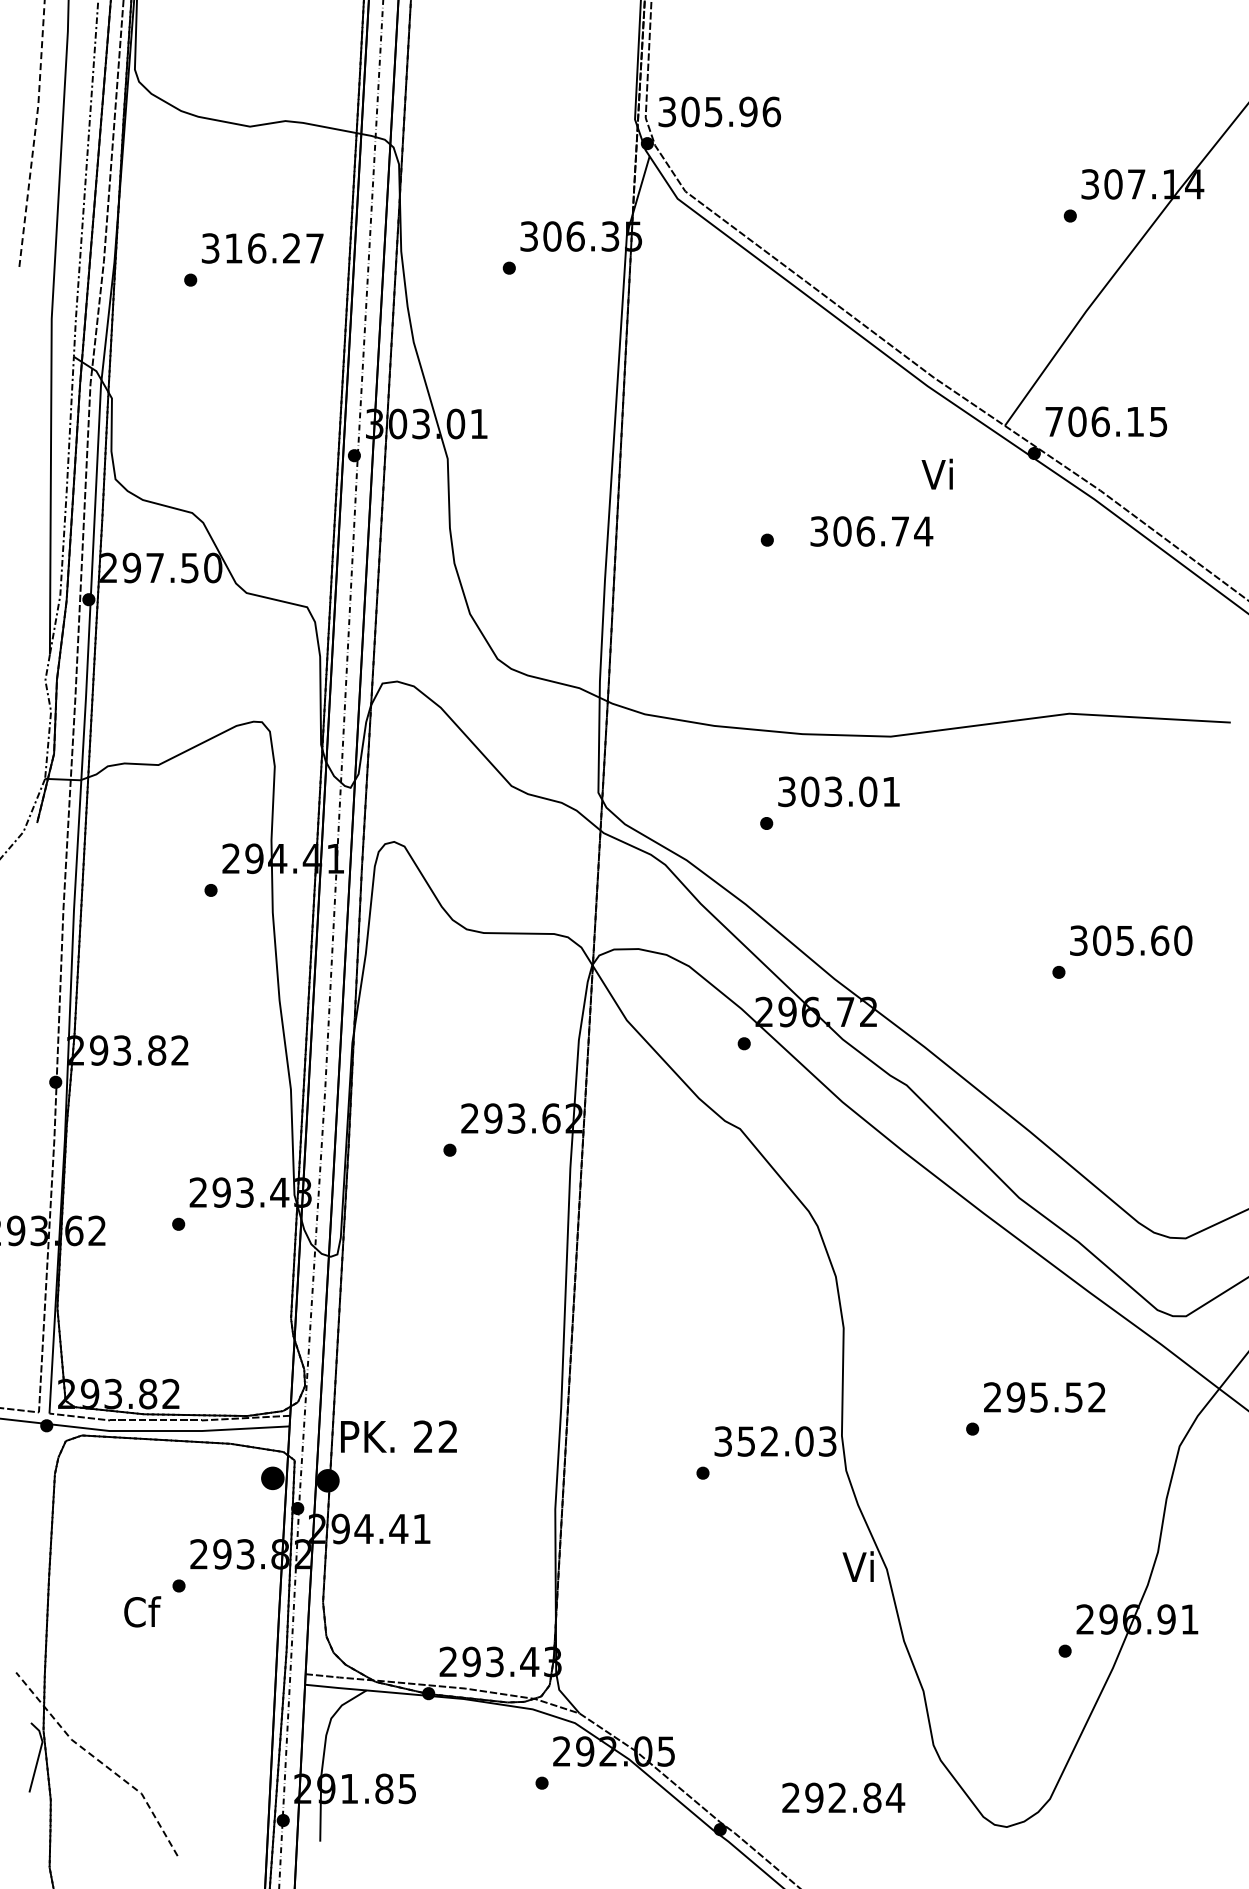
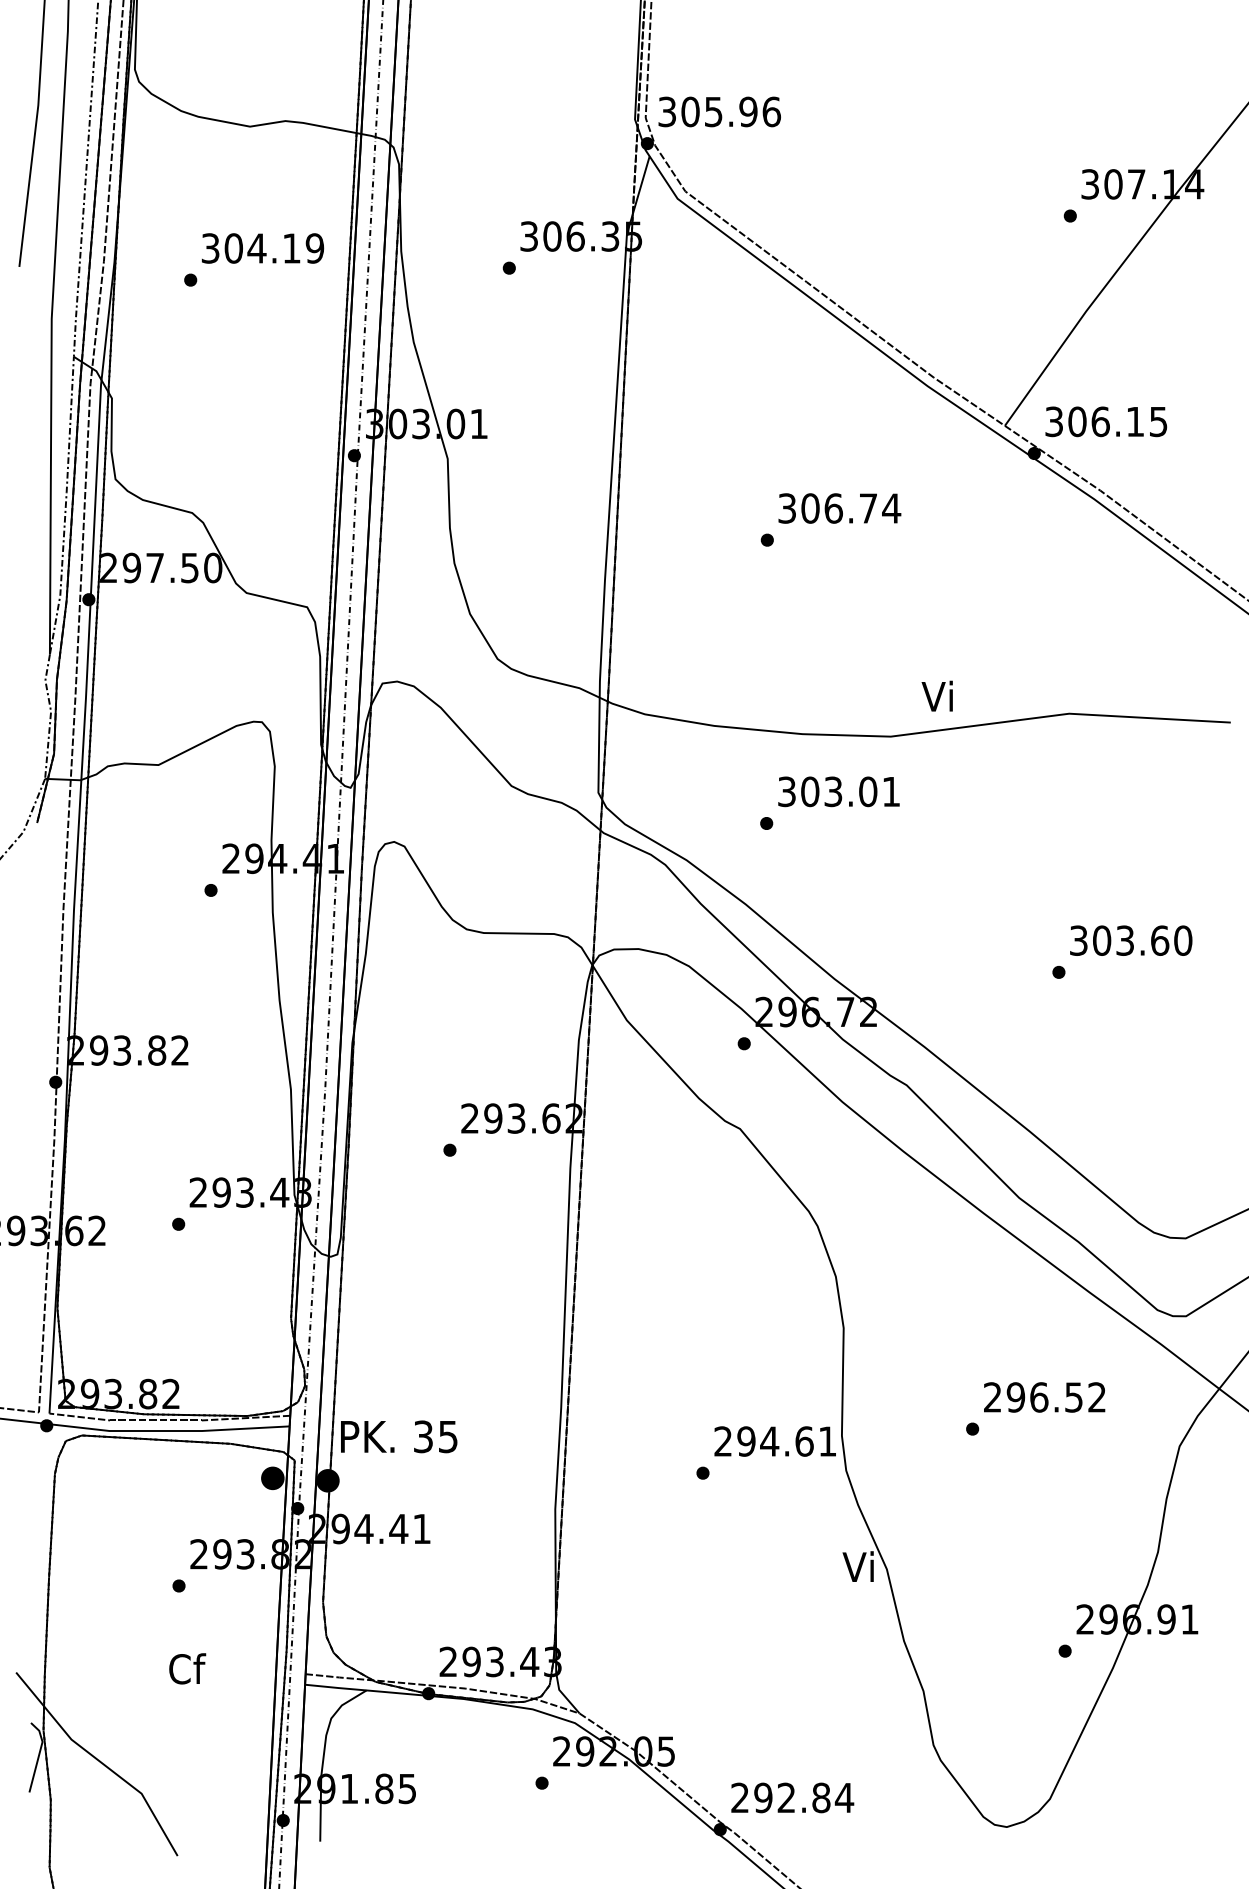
line: dashed -> solid (35, 133)
text: 316.27 -> 304.19 (274, 248)
text: 706.15 -> 306.15 (1053, 421)
text position: (936, 473) -> (936, 695) (936, 695)
text position: (871, 531) -> (839, 508) (839, 508)
text: 305.60 -> 303.60 (1125, 940)
text: 295.52 -> 296.52 (1039, 1397)
text: 22 -> 35 (435, 1436)
text: 352.03 -> 294.61 (775, 1441)
text position: (142, 1611) -> (187, 1668) (187, 1668)
line: dashed -> solid (100, 1762)
text position: (843, 1797) -> (792, 1797) (792, 1797)
